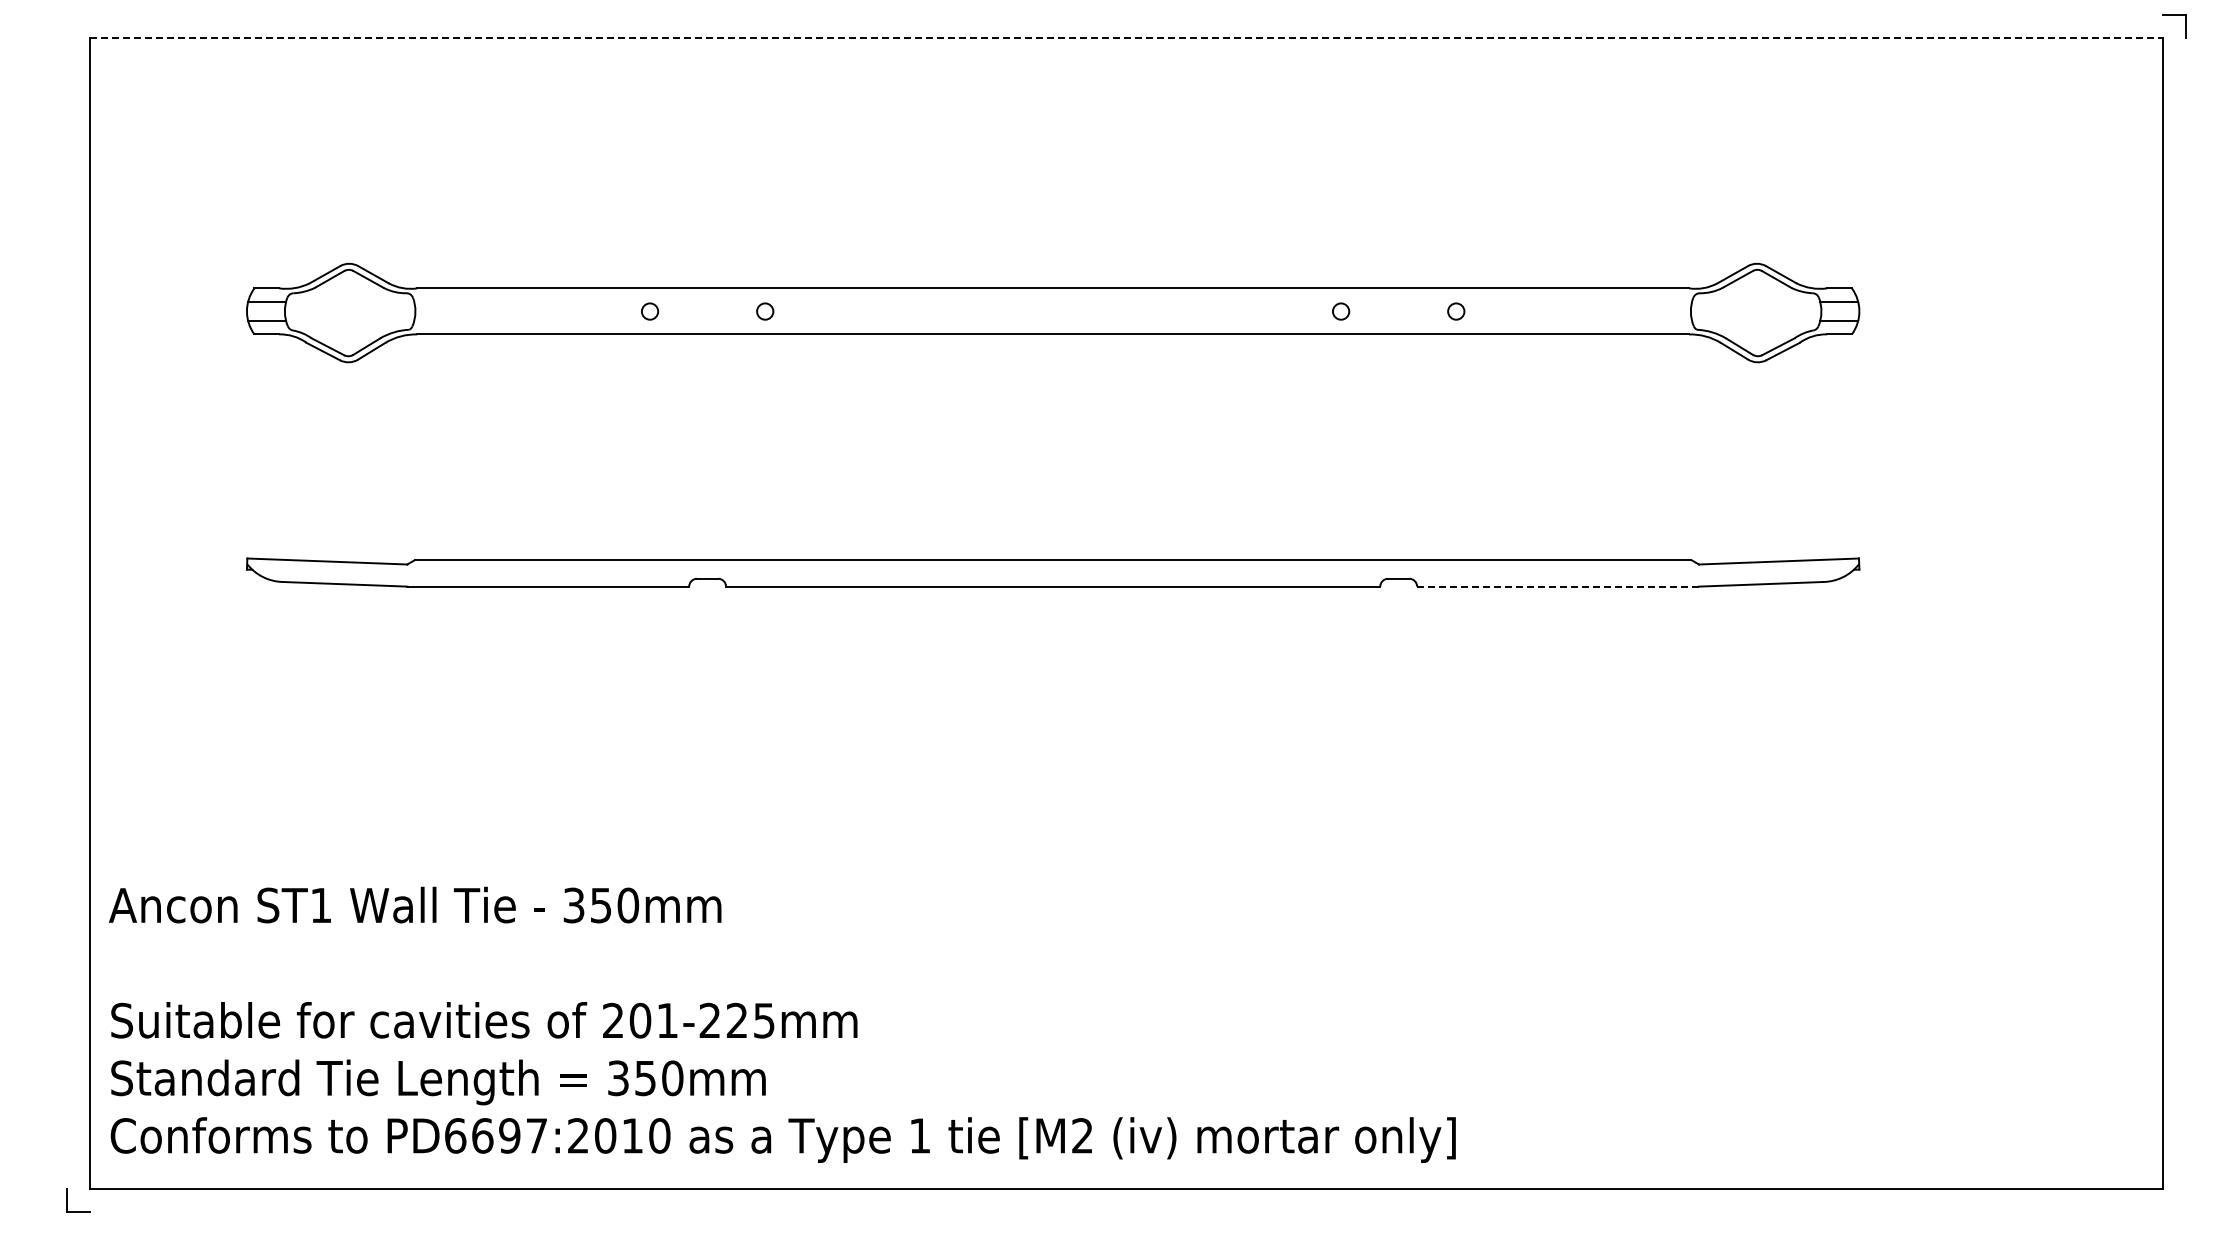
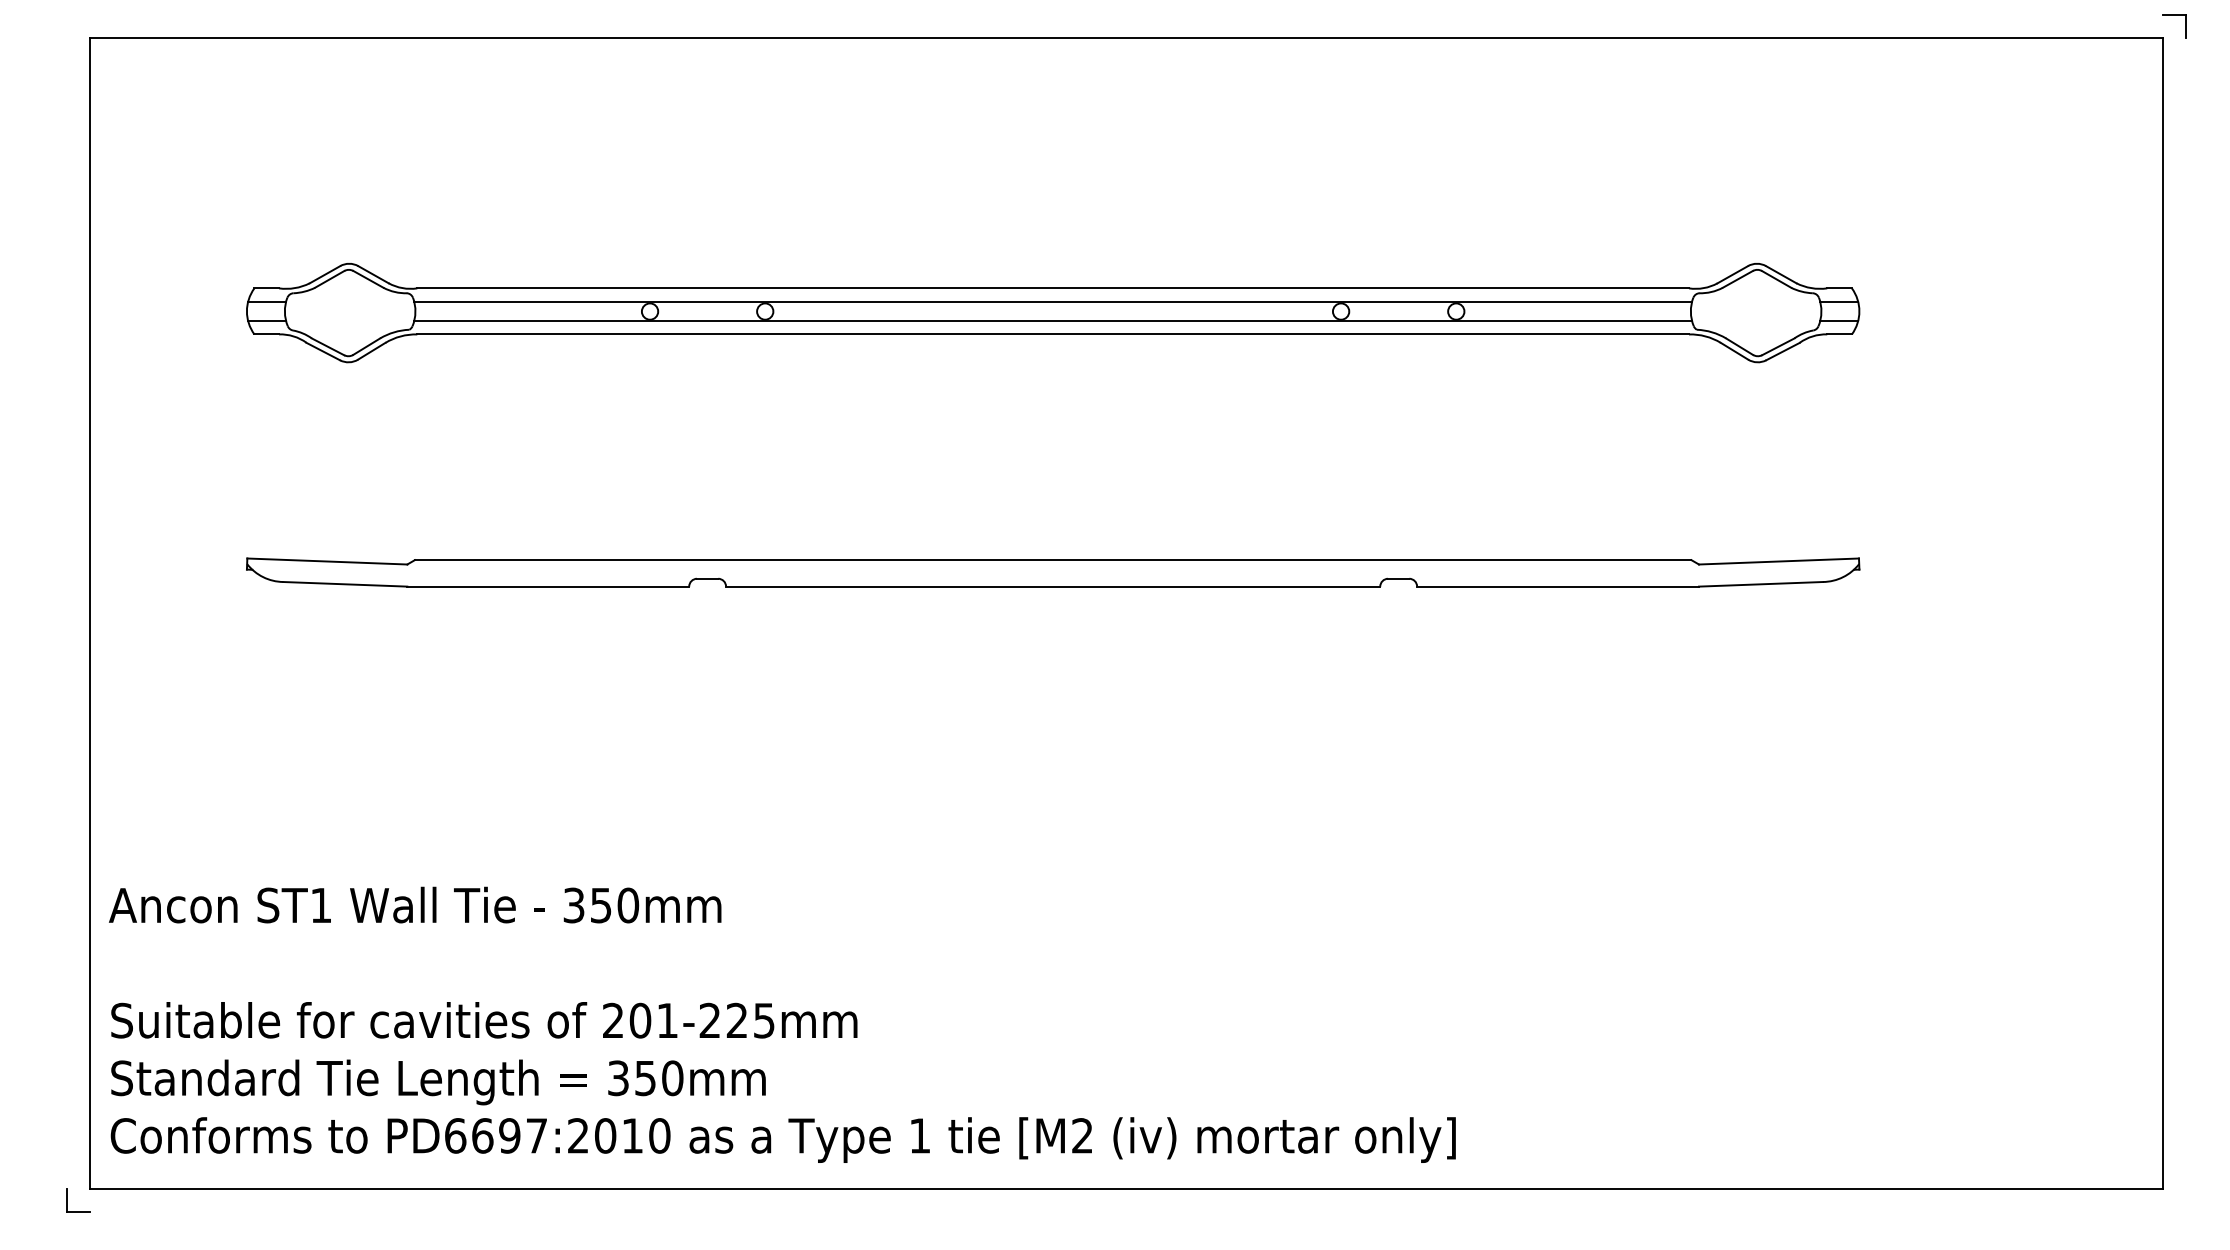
line: dashed -> solid (1126, 37)
line: none -> present (1052, 302)
line: none -> present (1052, 320)
line: dashed -> solid (1558, 586)
